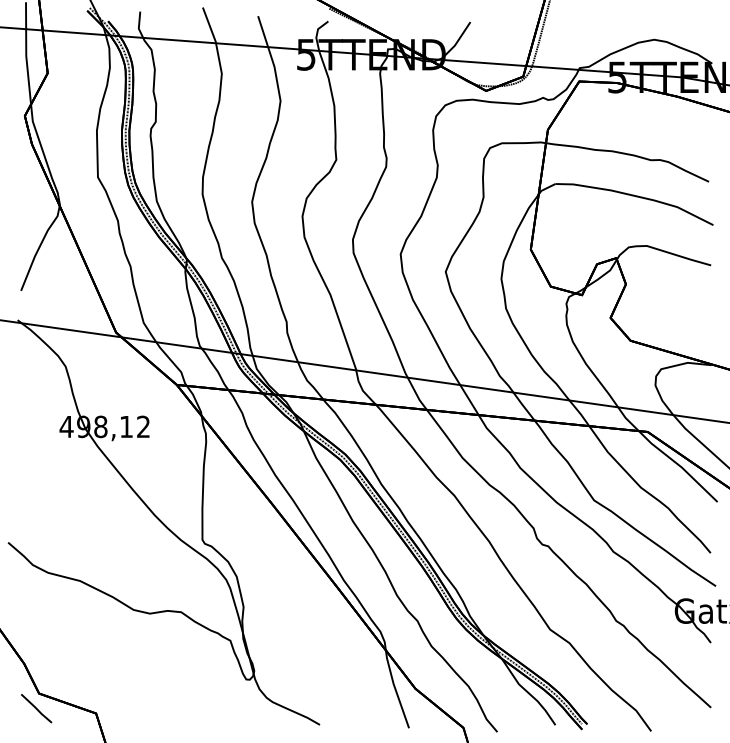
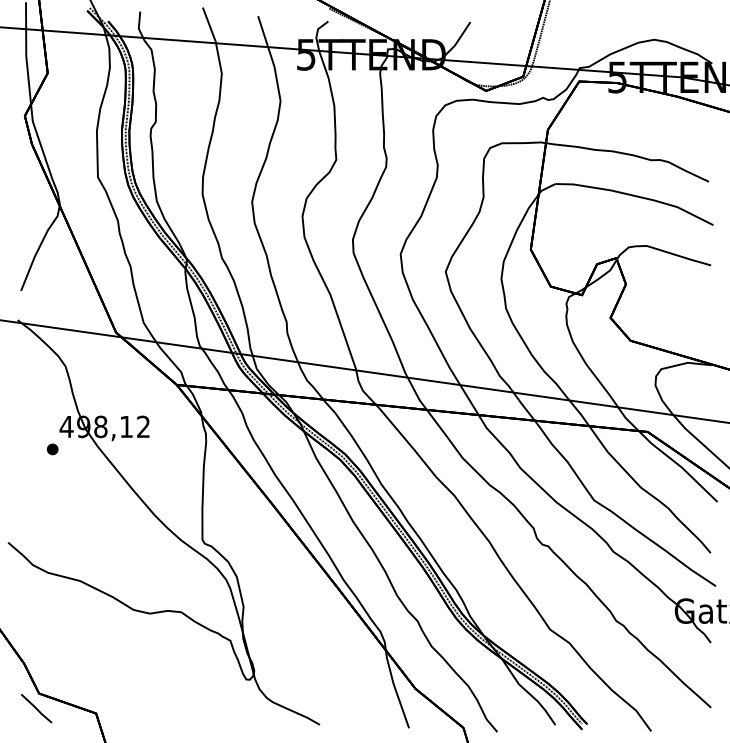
part: none -> present (52, 449)
